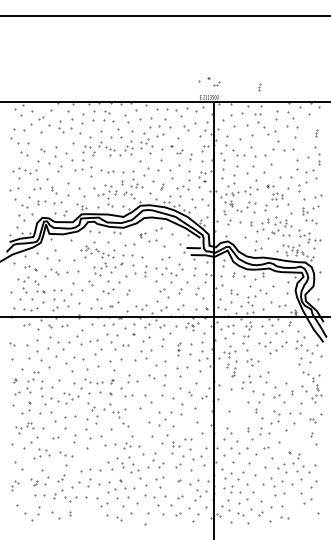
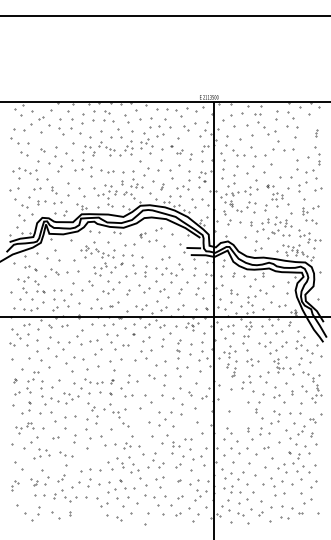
part: present -> none (209, 81)
part: present -> none (259, 87)
part size: 7x14 px -> 7x18 px (61, 126)
part position: (318, 196) -> (318, 189) (318, 189)
part: none -> present (144, 288)
part: none -> present (20, 333)
part size: 5x15 px -> 6x21 px (178, 349)
part: none -> present (283, 365)
part: none -> present (299, 439)
part: none -> present (297, 510)
